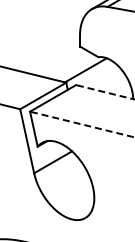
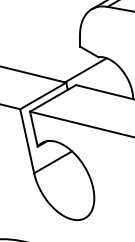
line: dashed -> solid (105, 92)
line: dashed -> solid (82, 124)
